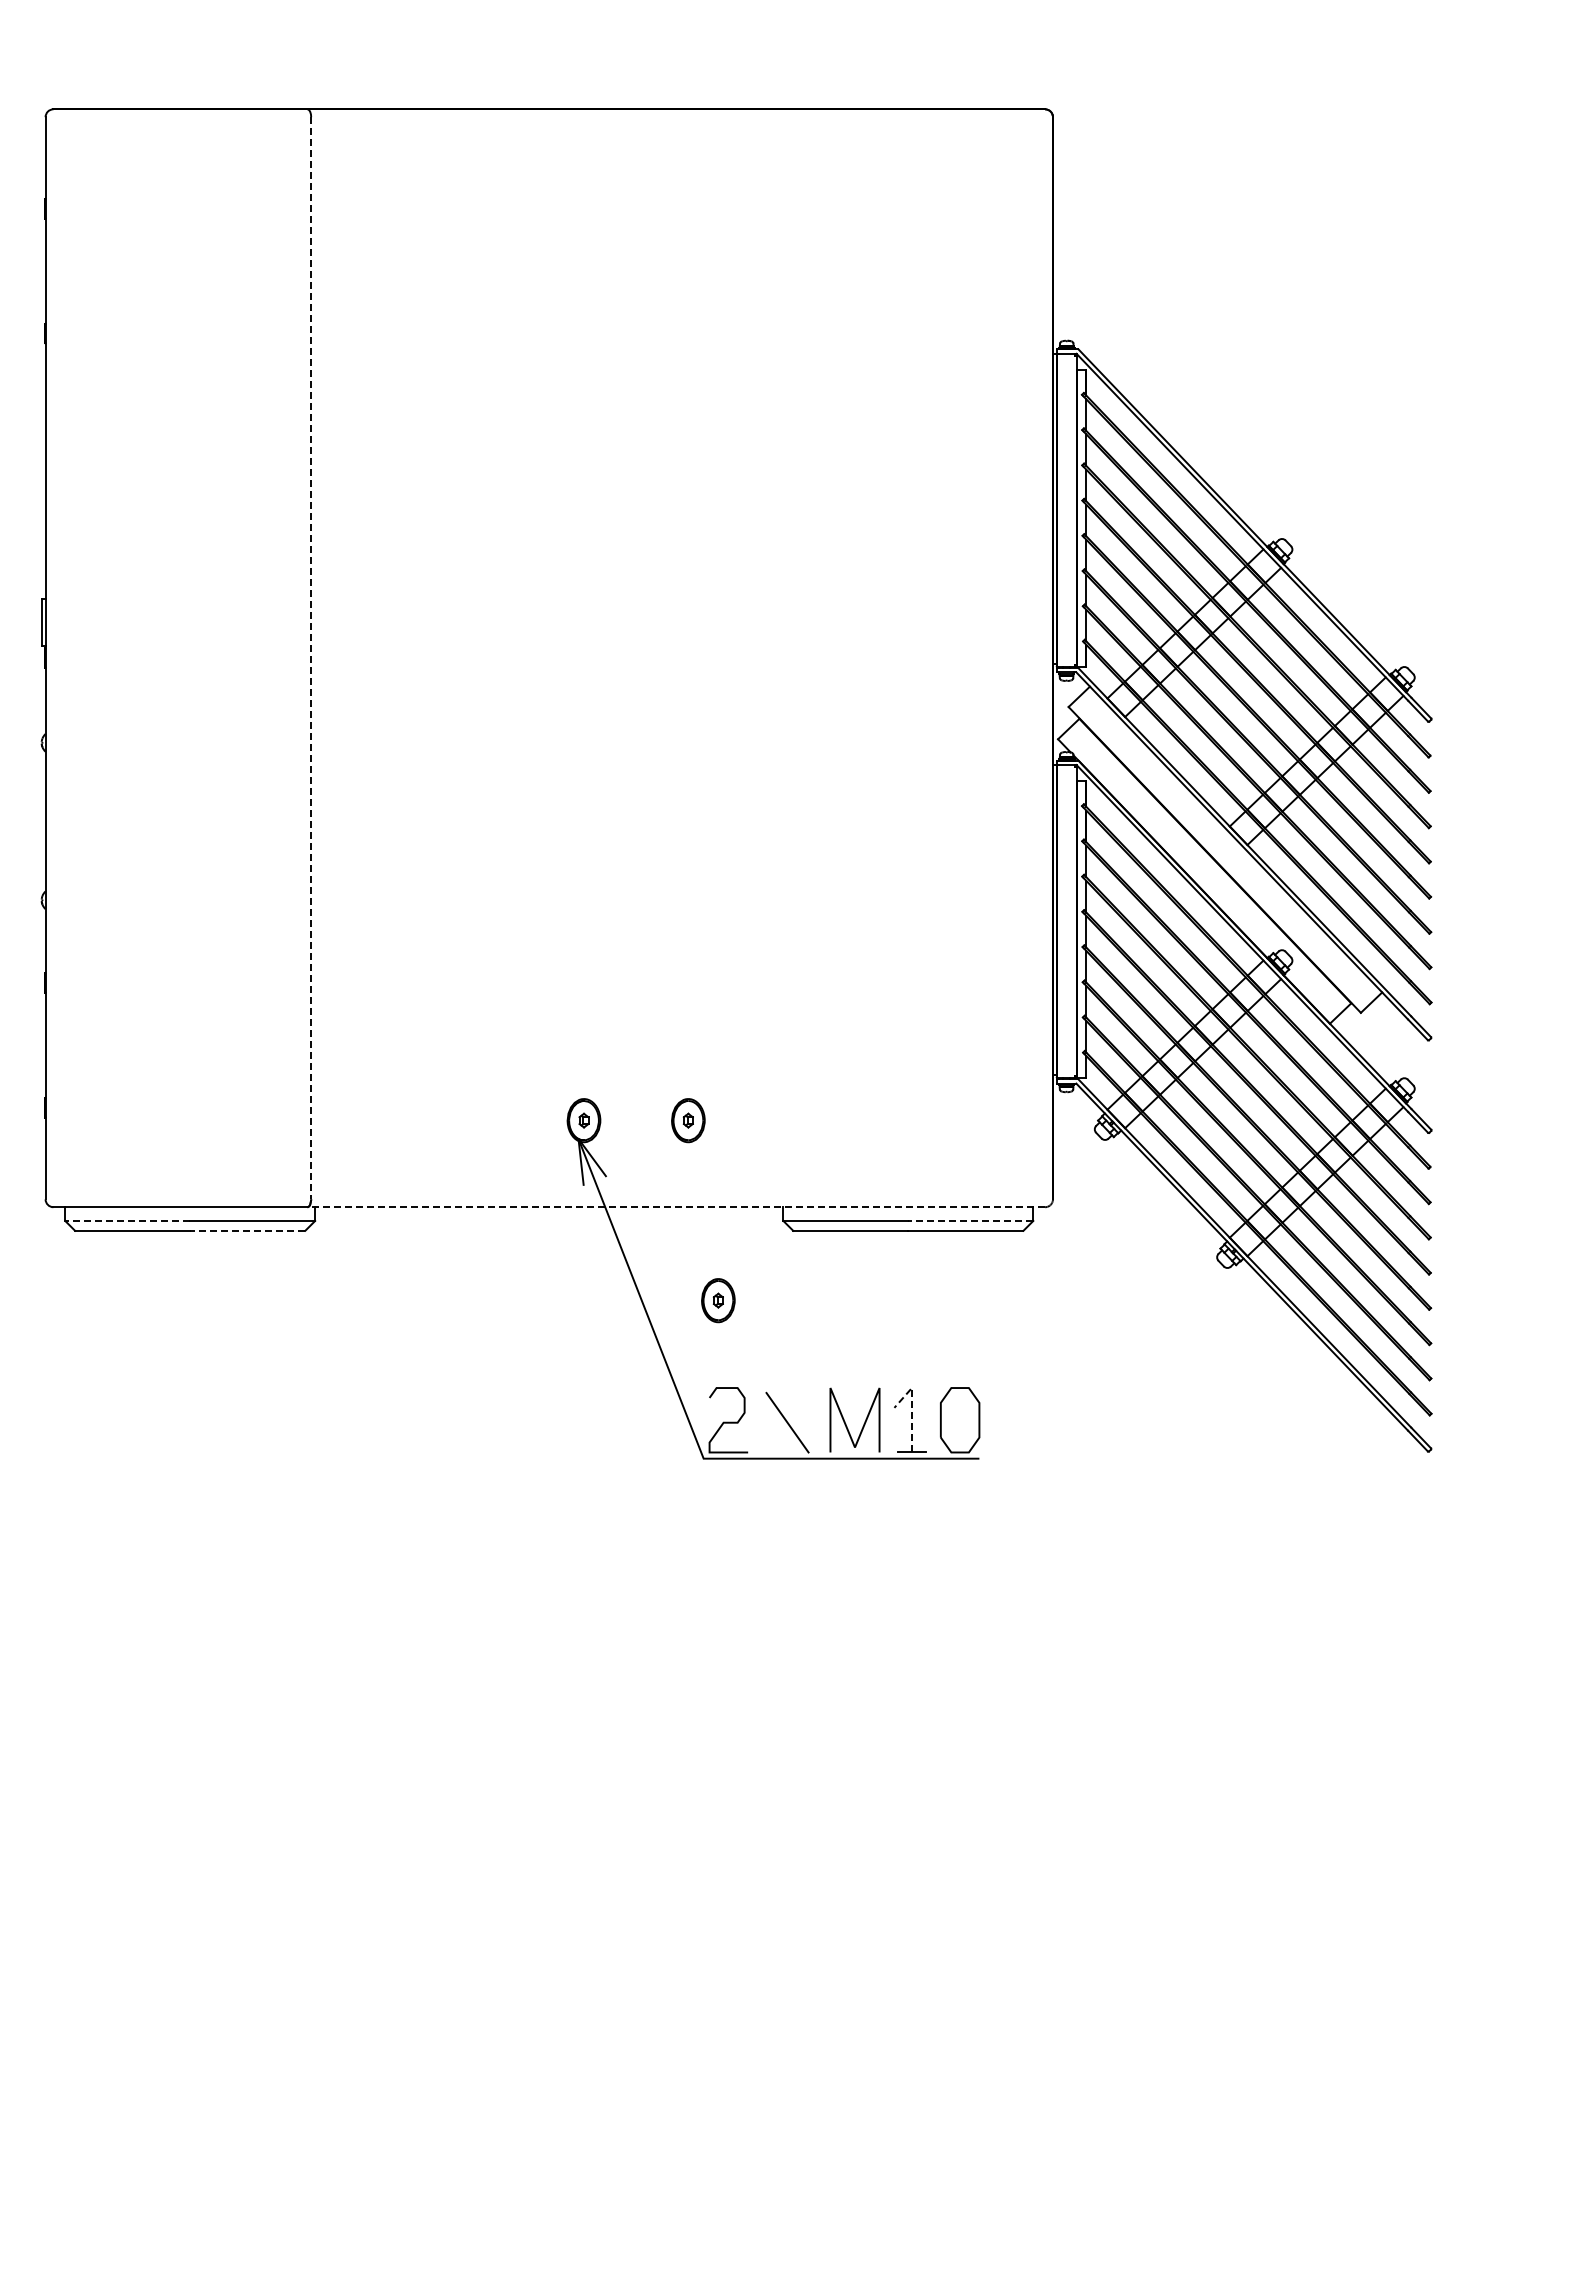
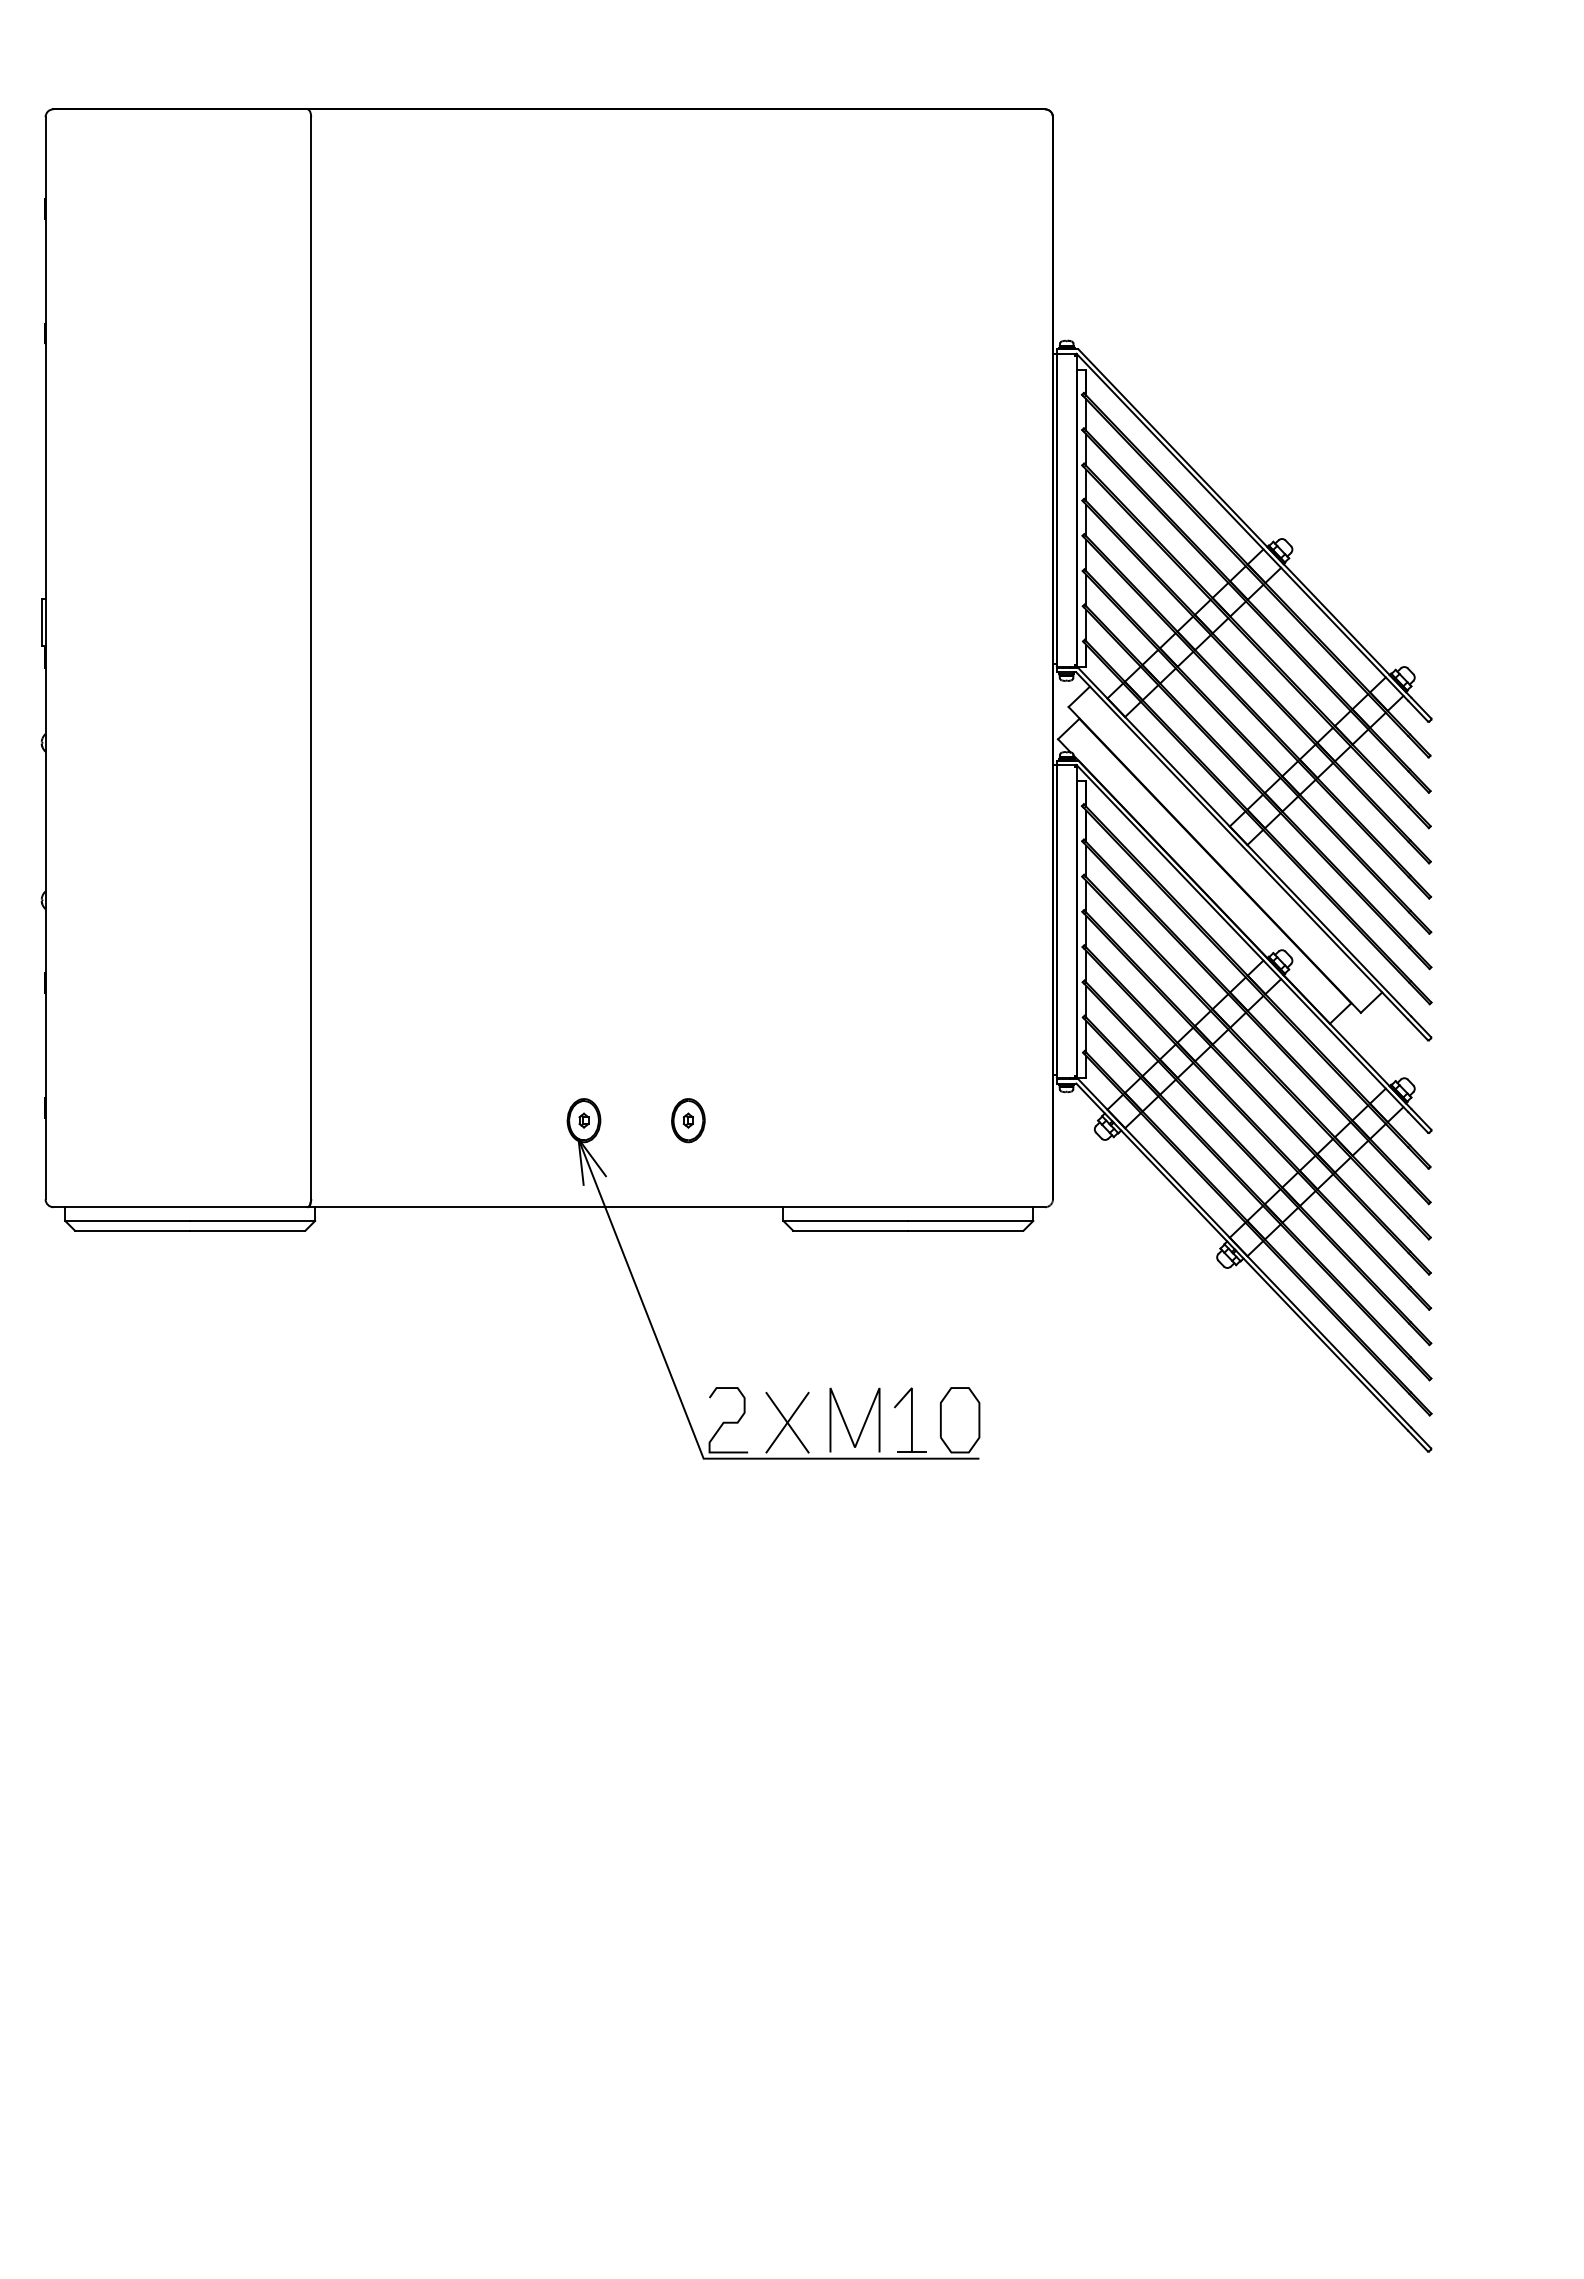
line: dashed -> solid (311, 658)
line: dashed -> solid (676, 1207)
line: dashed -> solid (127, 1220)
line: dashed -> solid (970, 1220)
line: dashed -> solid (247, 1230)
part: present -> none (718, 1300)
line: dashed -> solid (911, 1405)
line: none -> present (787, 1422)
